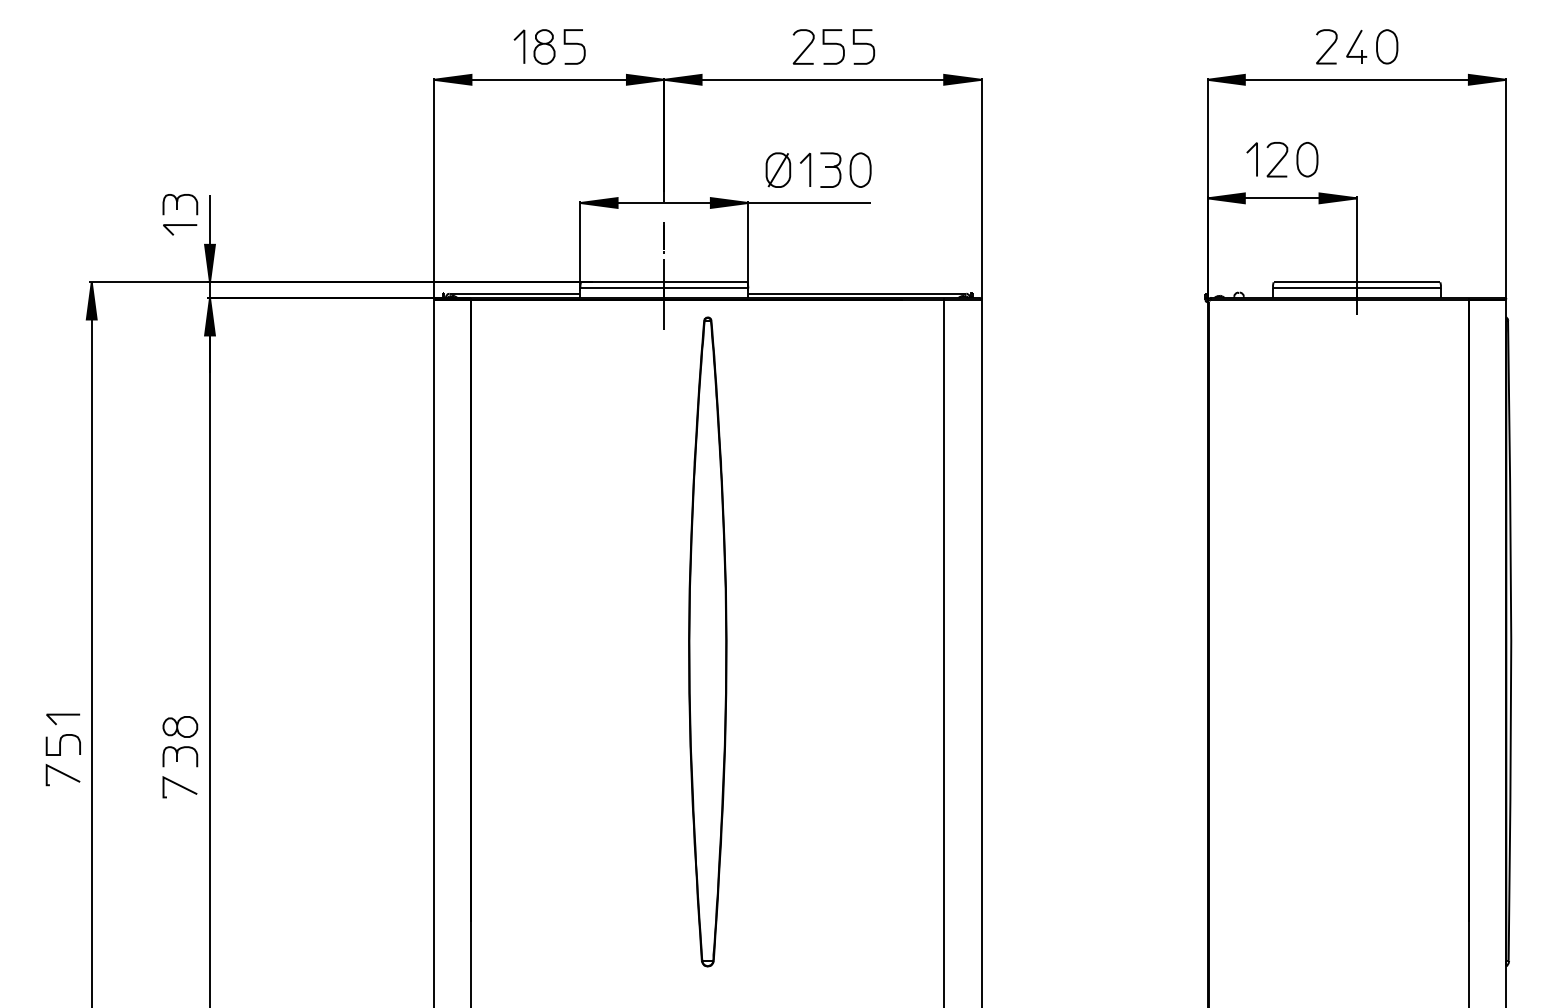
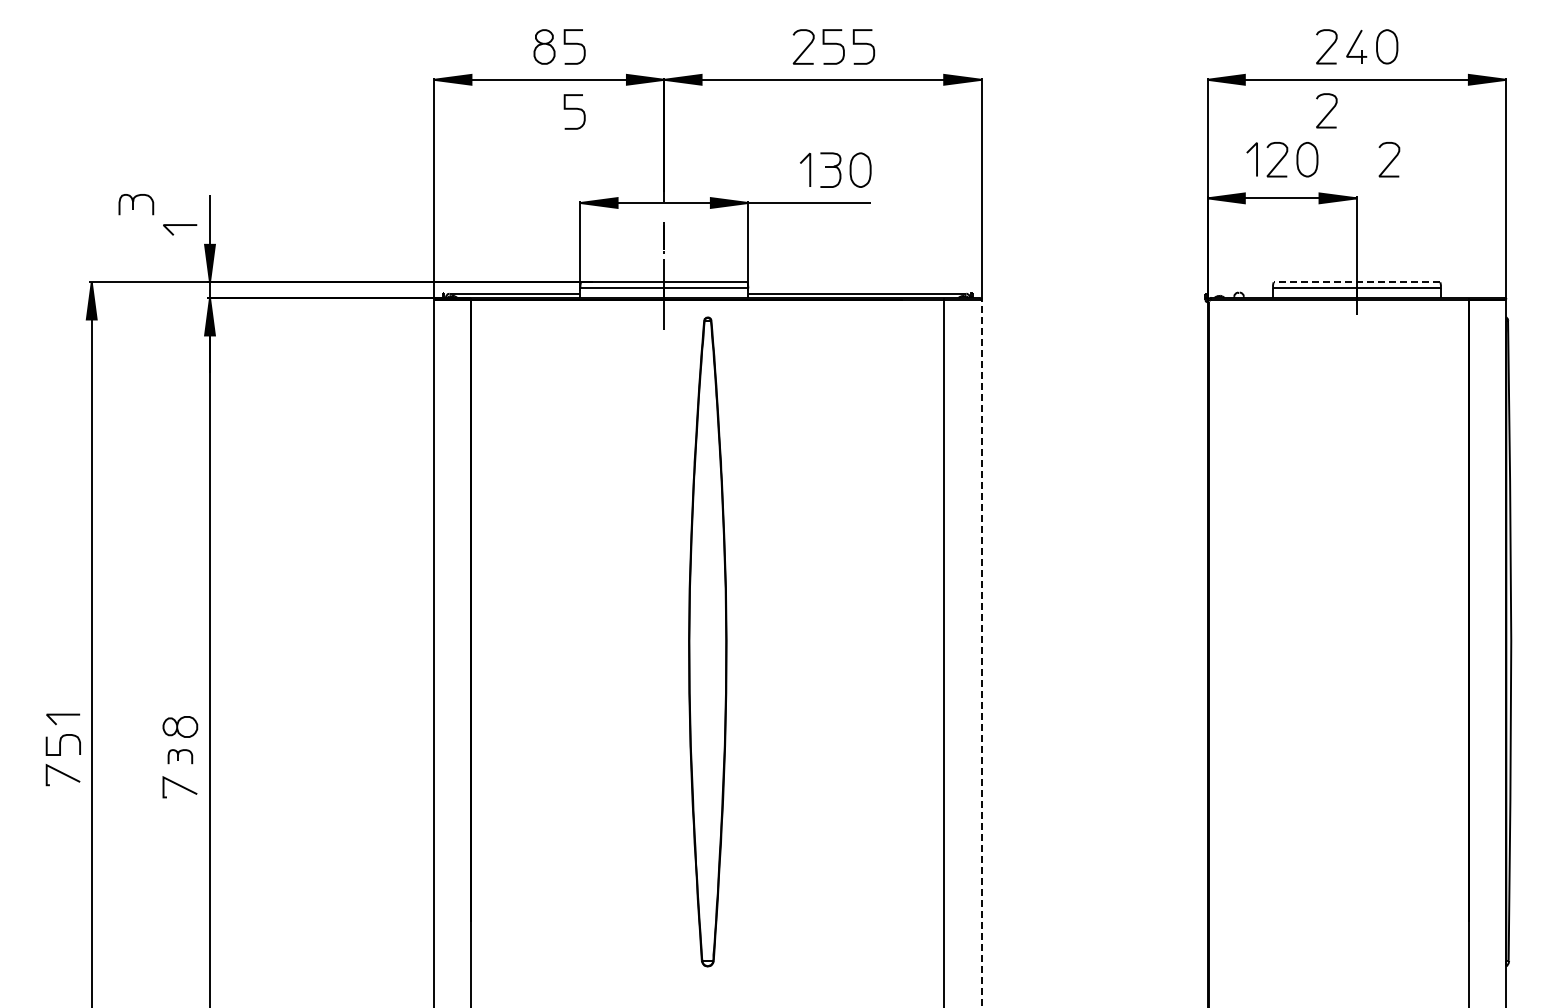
line: present -> none (523, 46)
curve: none -> present (574, 109)
curve: none -> present (1328, 112)
curve: none -> present (1391, 160)
part: present -> none (778, 169)
part position: (180, 204) -> (136, 204) (136, 204)
line: solid -> dashed (1356, 282)
line: solid -> dashed (981, 653)
part size: 37x22 px -> 27x16 px (180, 756)
